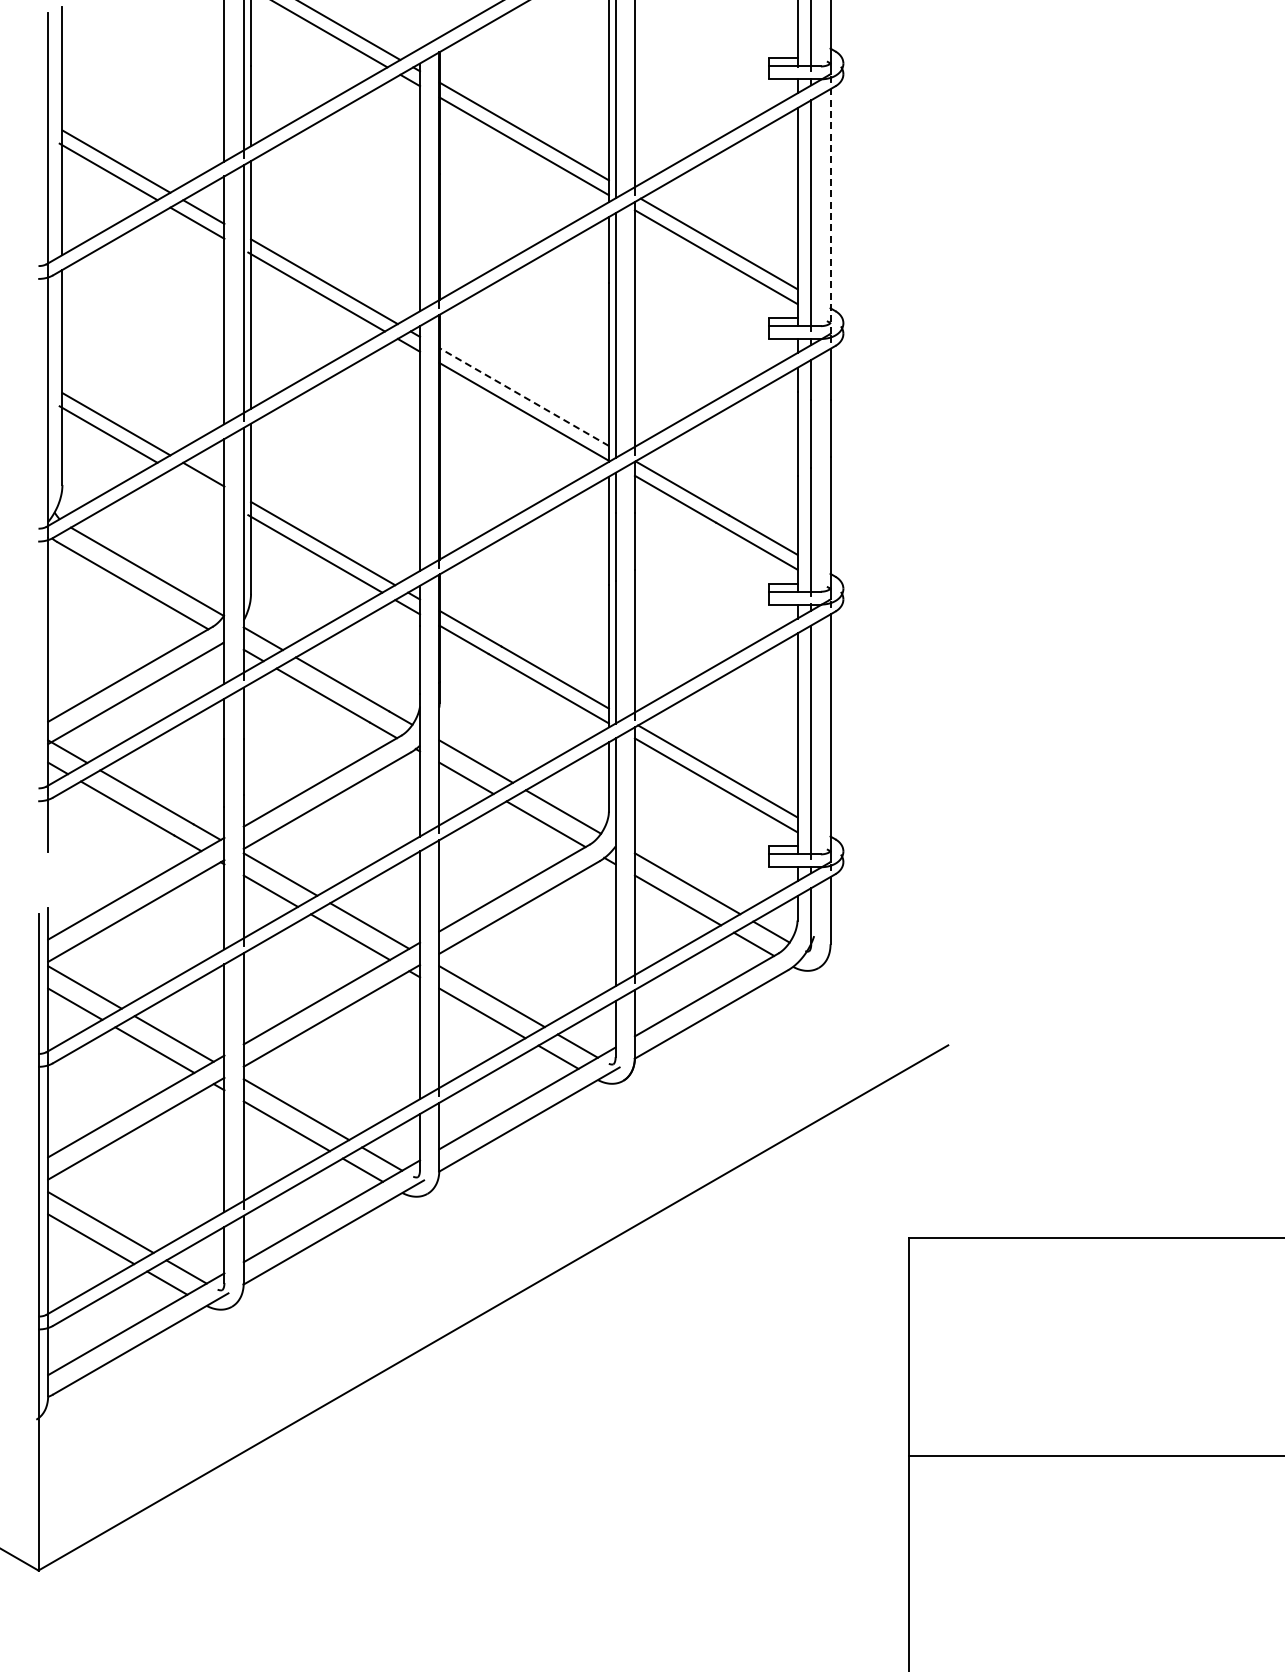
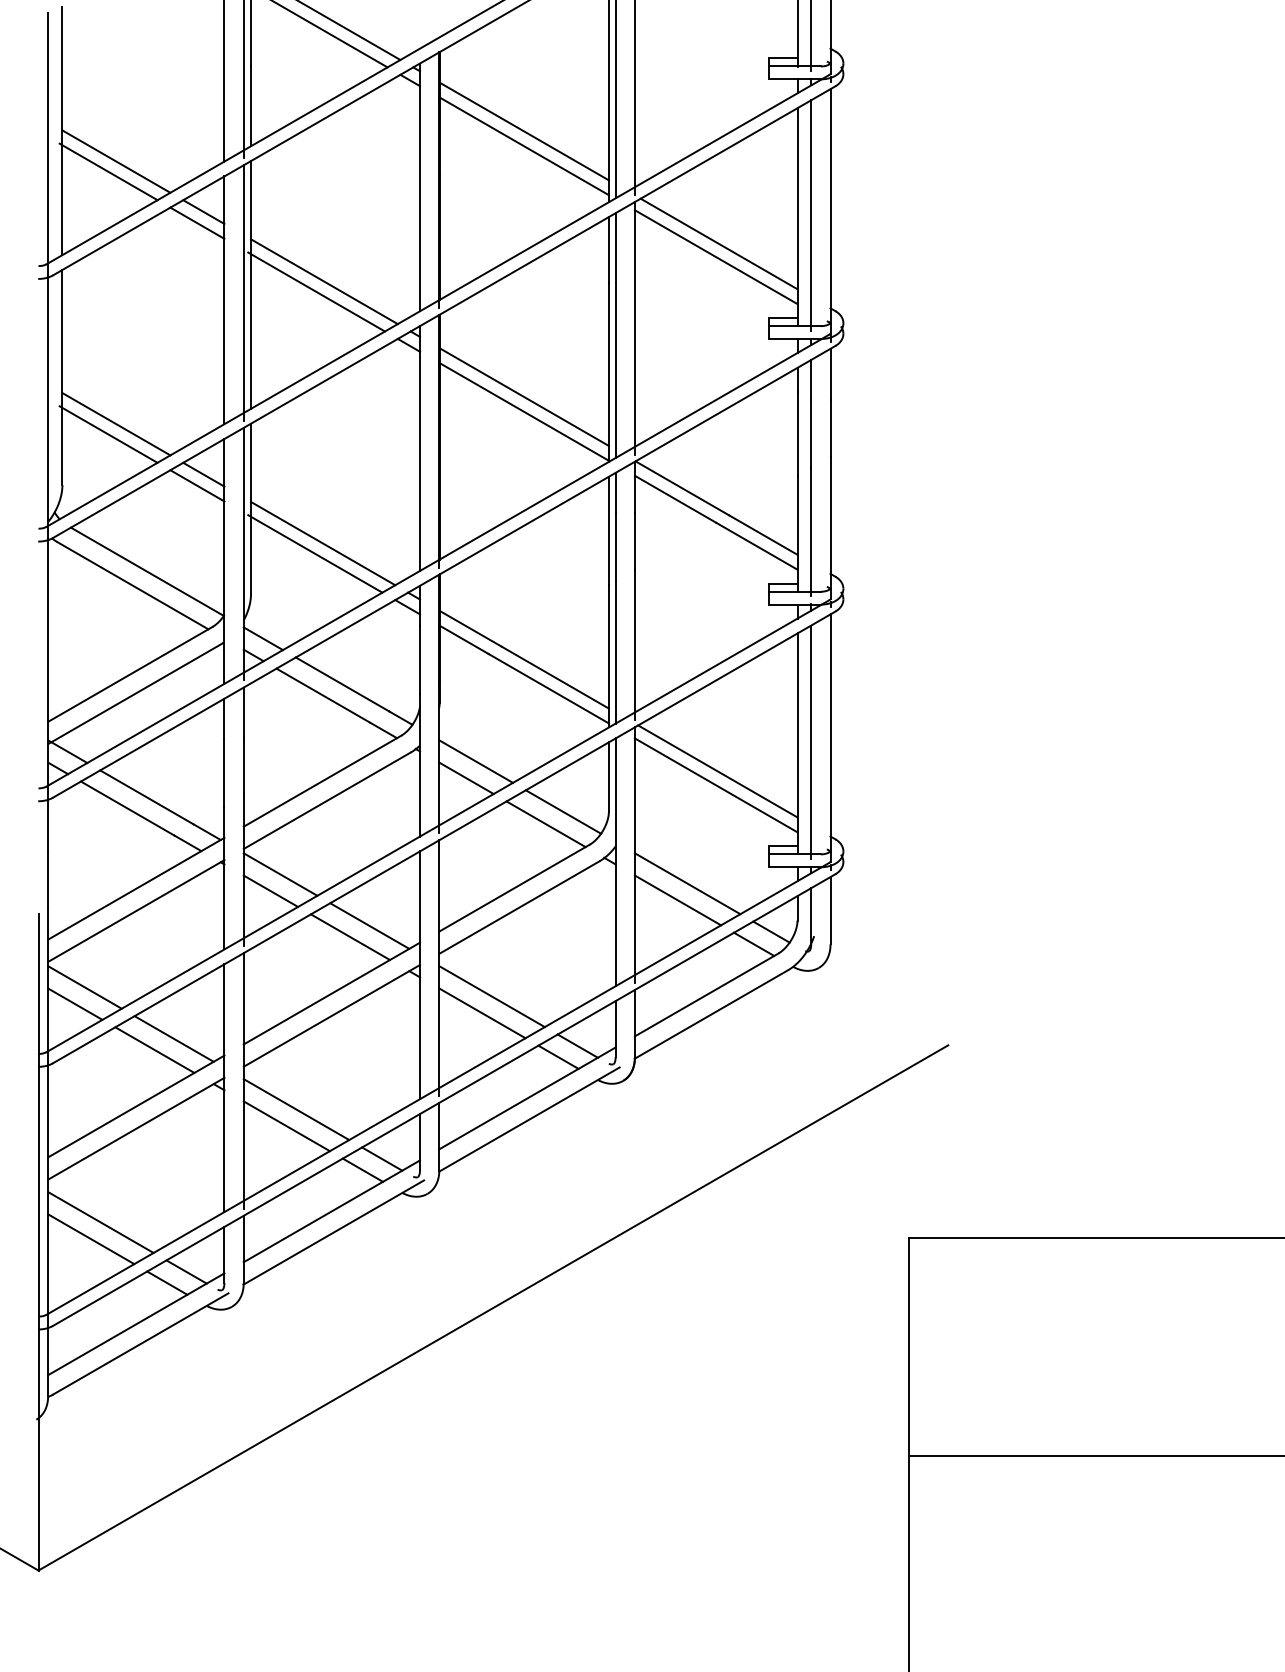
line: dashed -> solid (830, 210)
line: dashed -> solid (524, 397)
line: none -> present (197, 485)
line: none -> present (48, 879)
